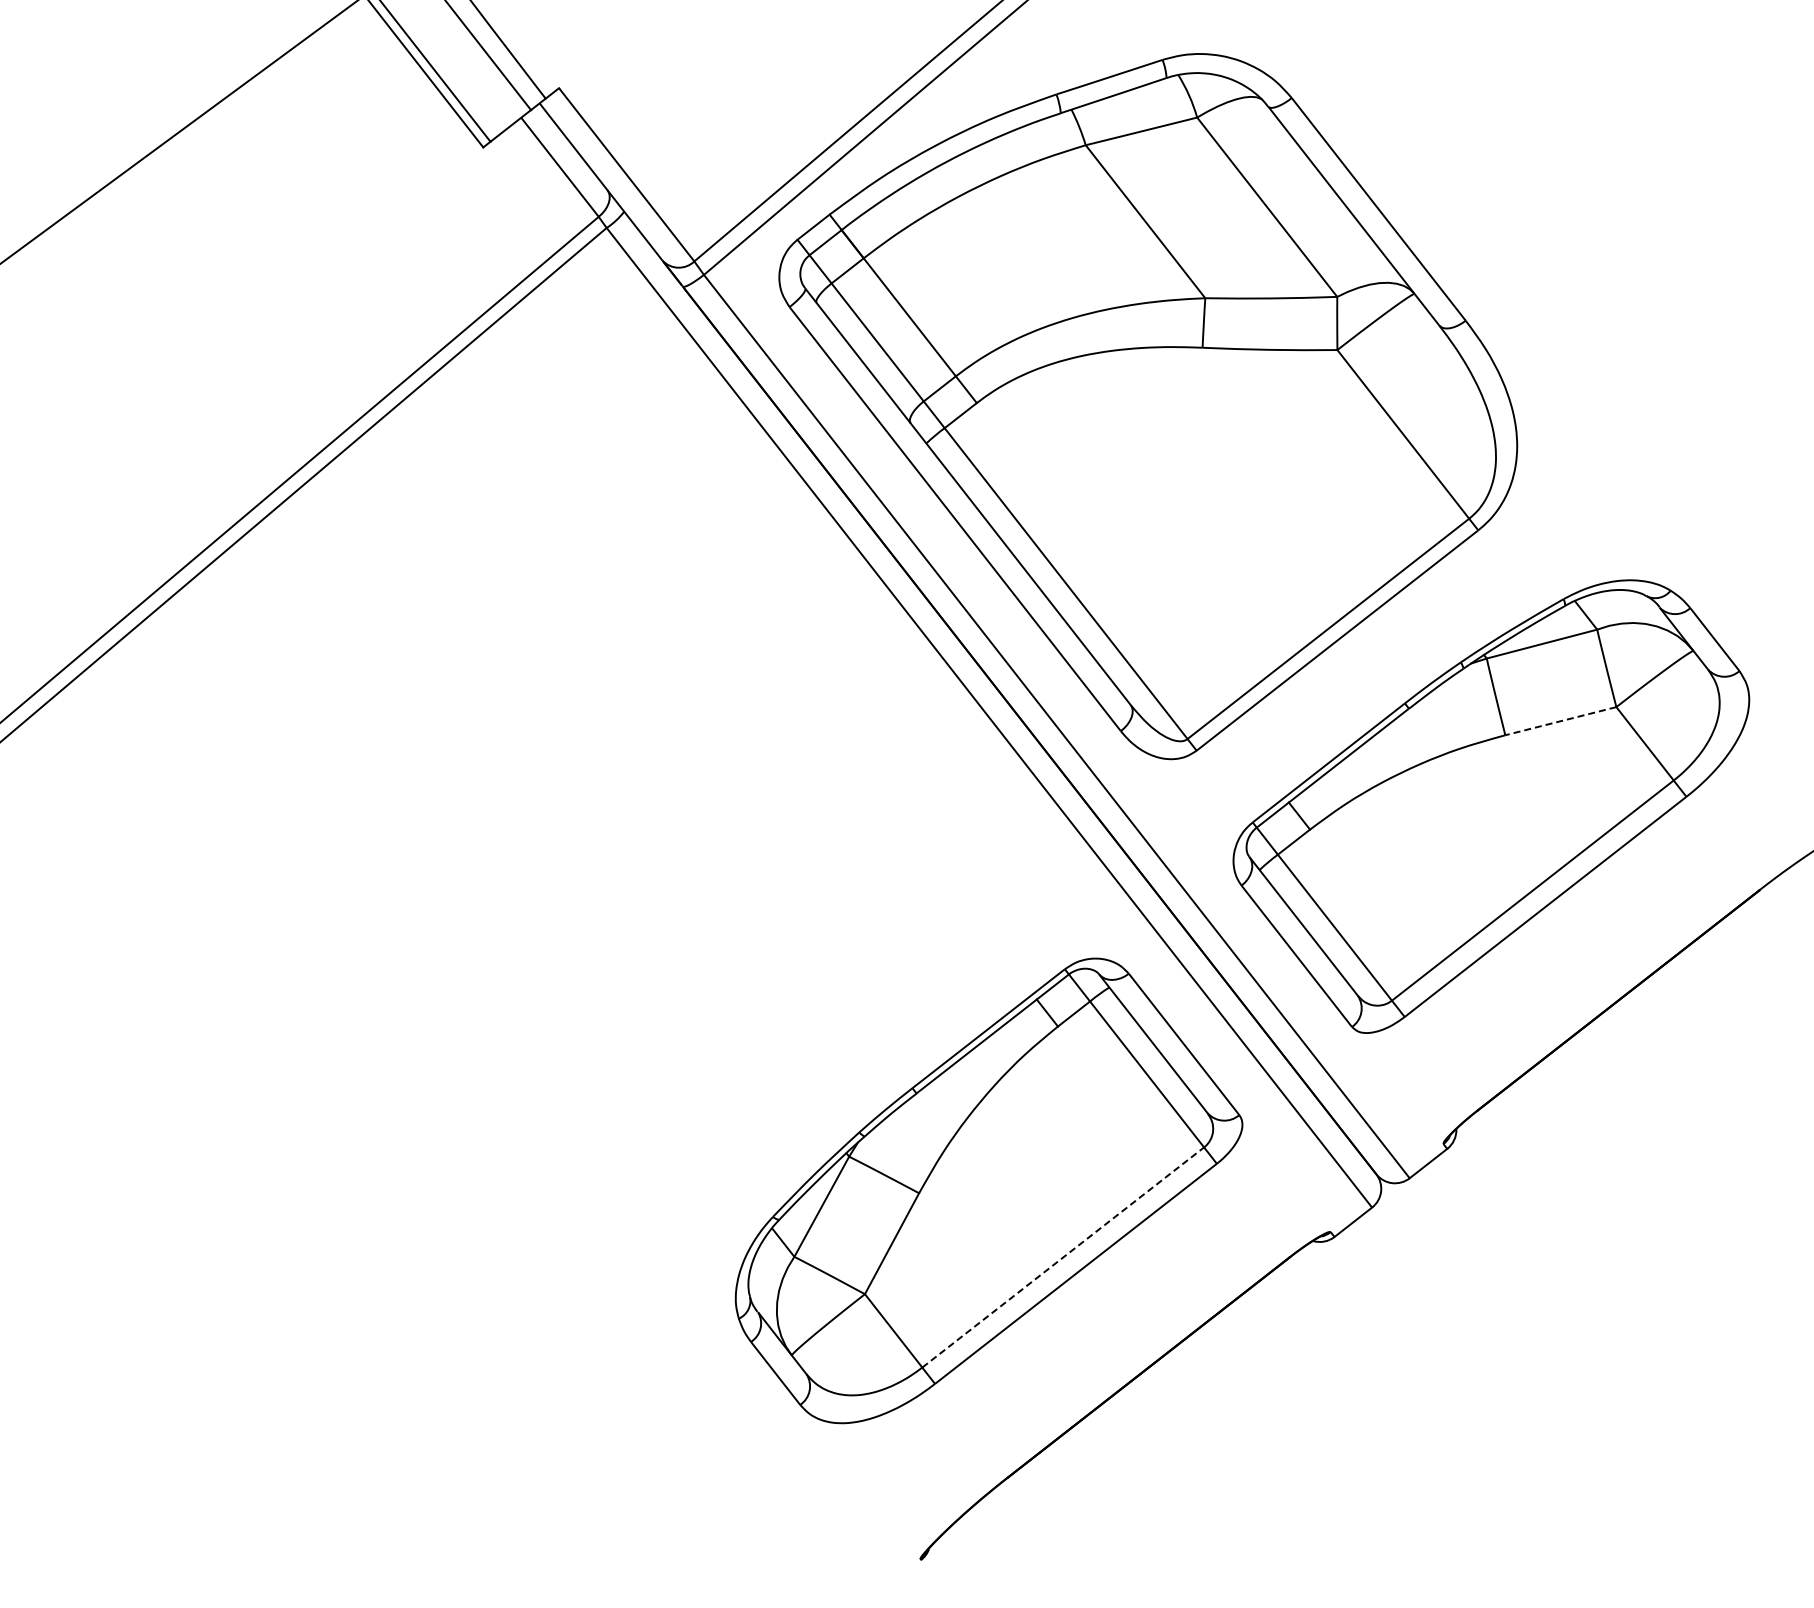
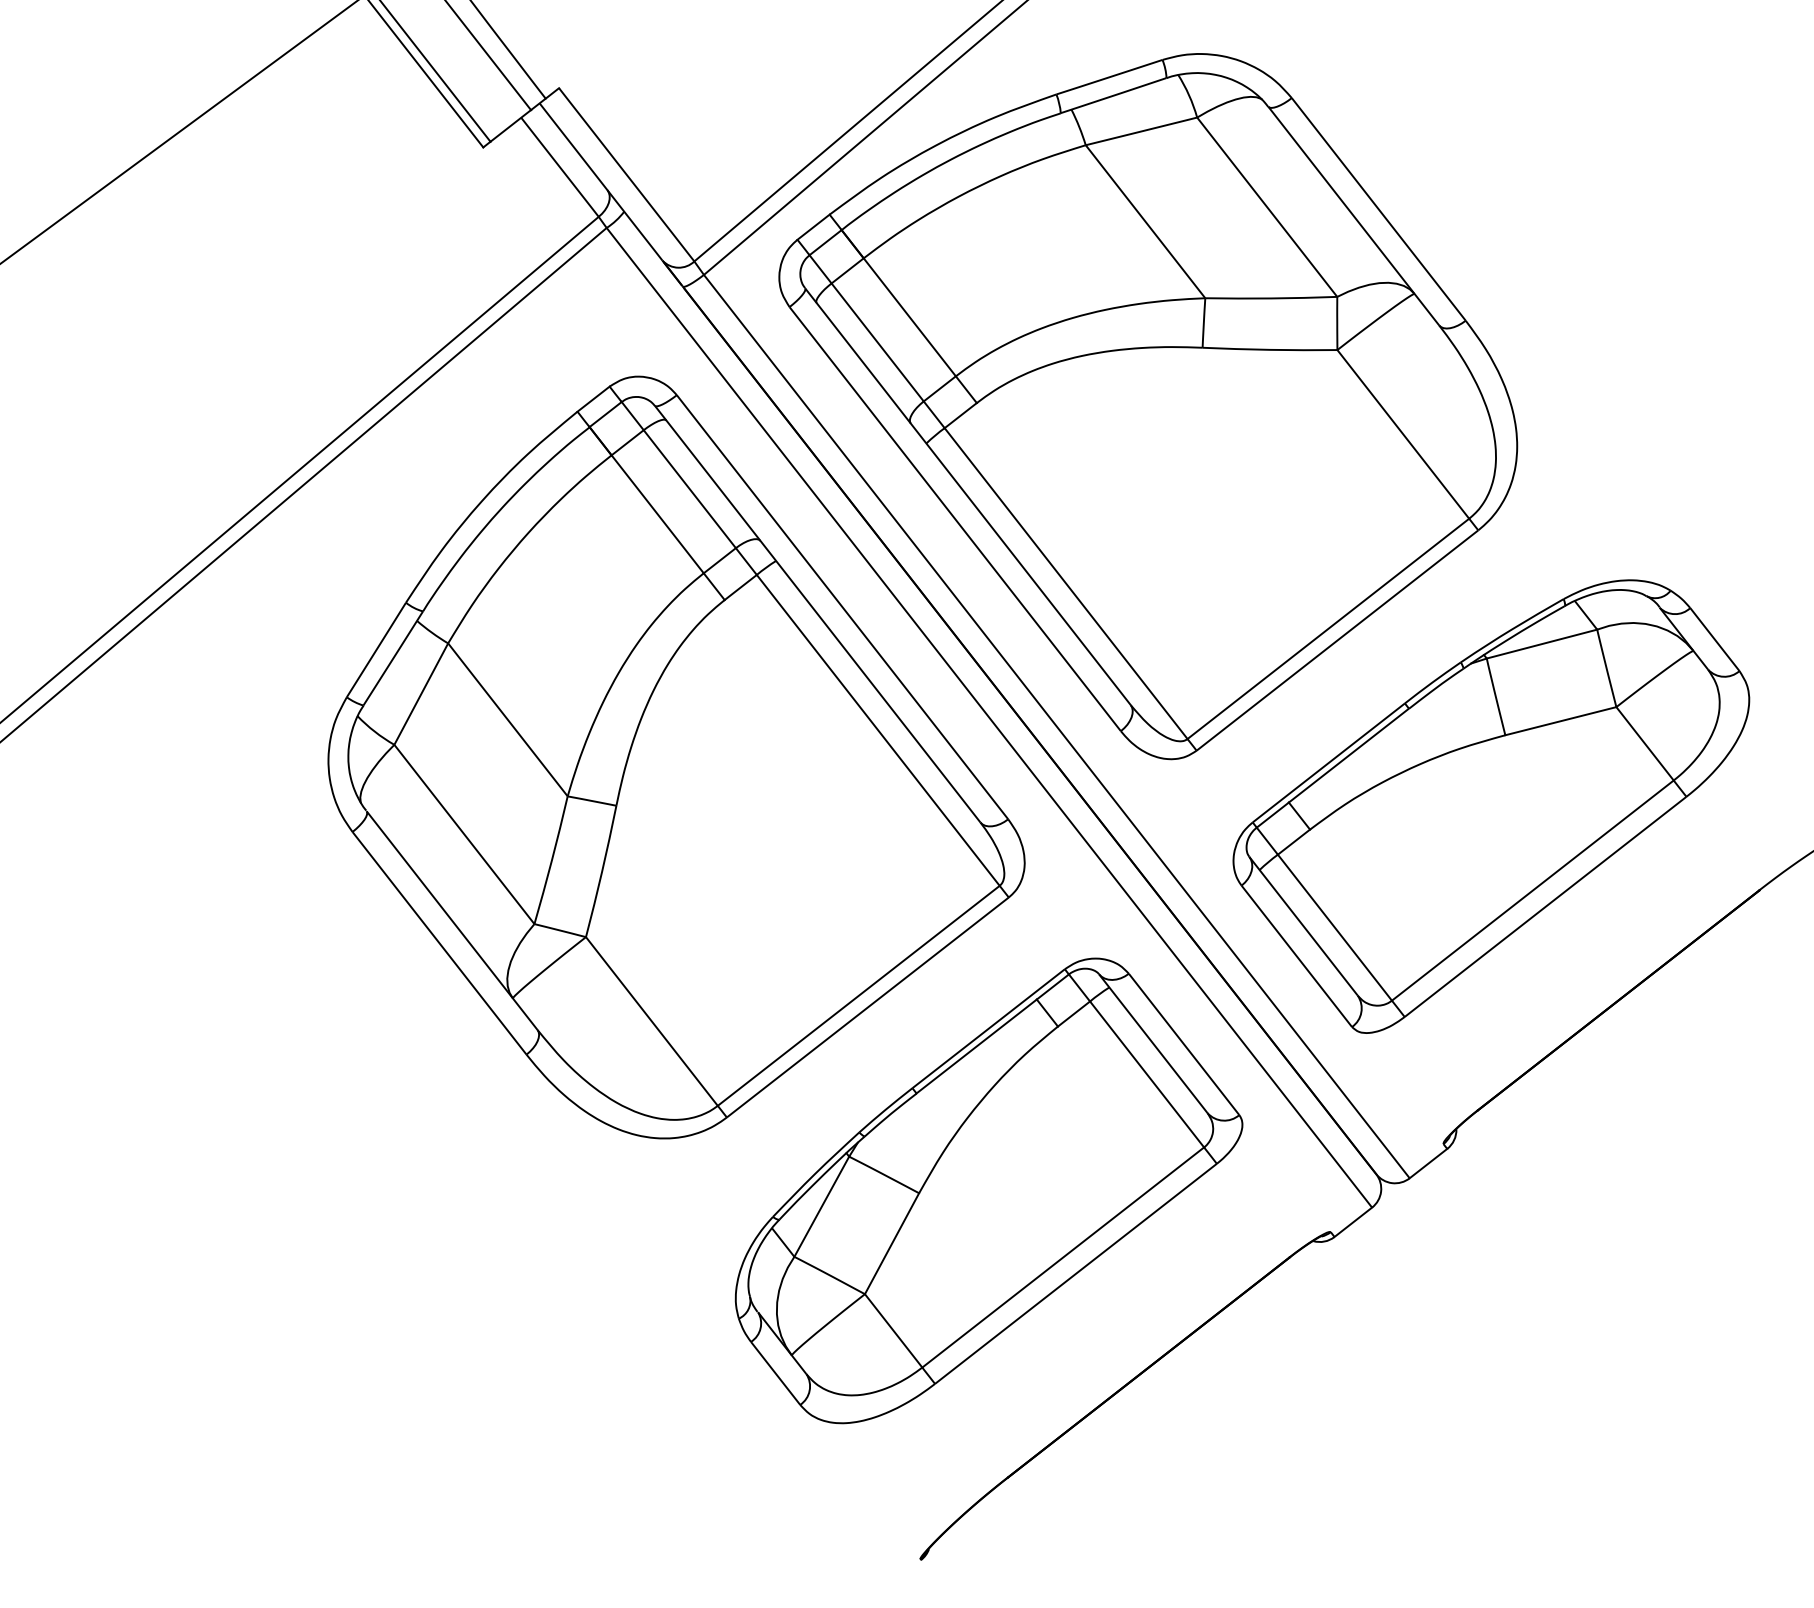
line: dashed -> solid (1560, 721)
part: none -> present (676, 757)
line: dashed -> solid (1063, 1257)
